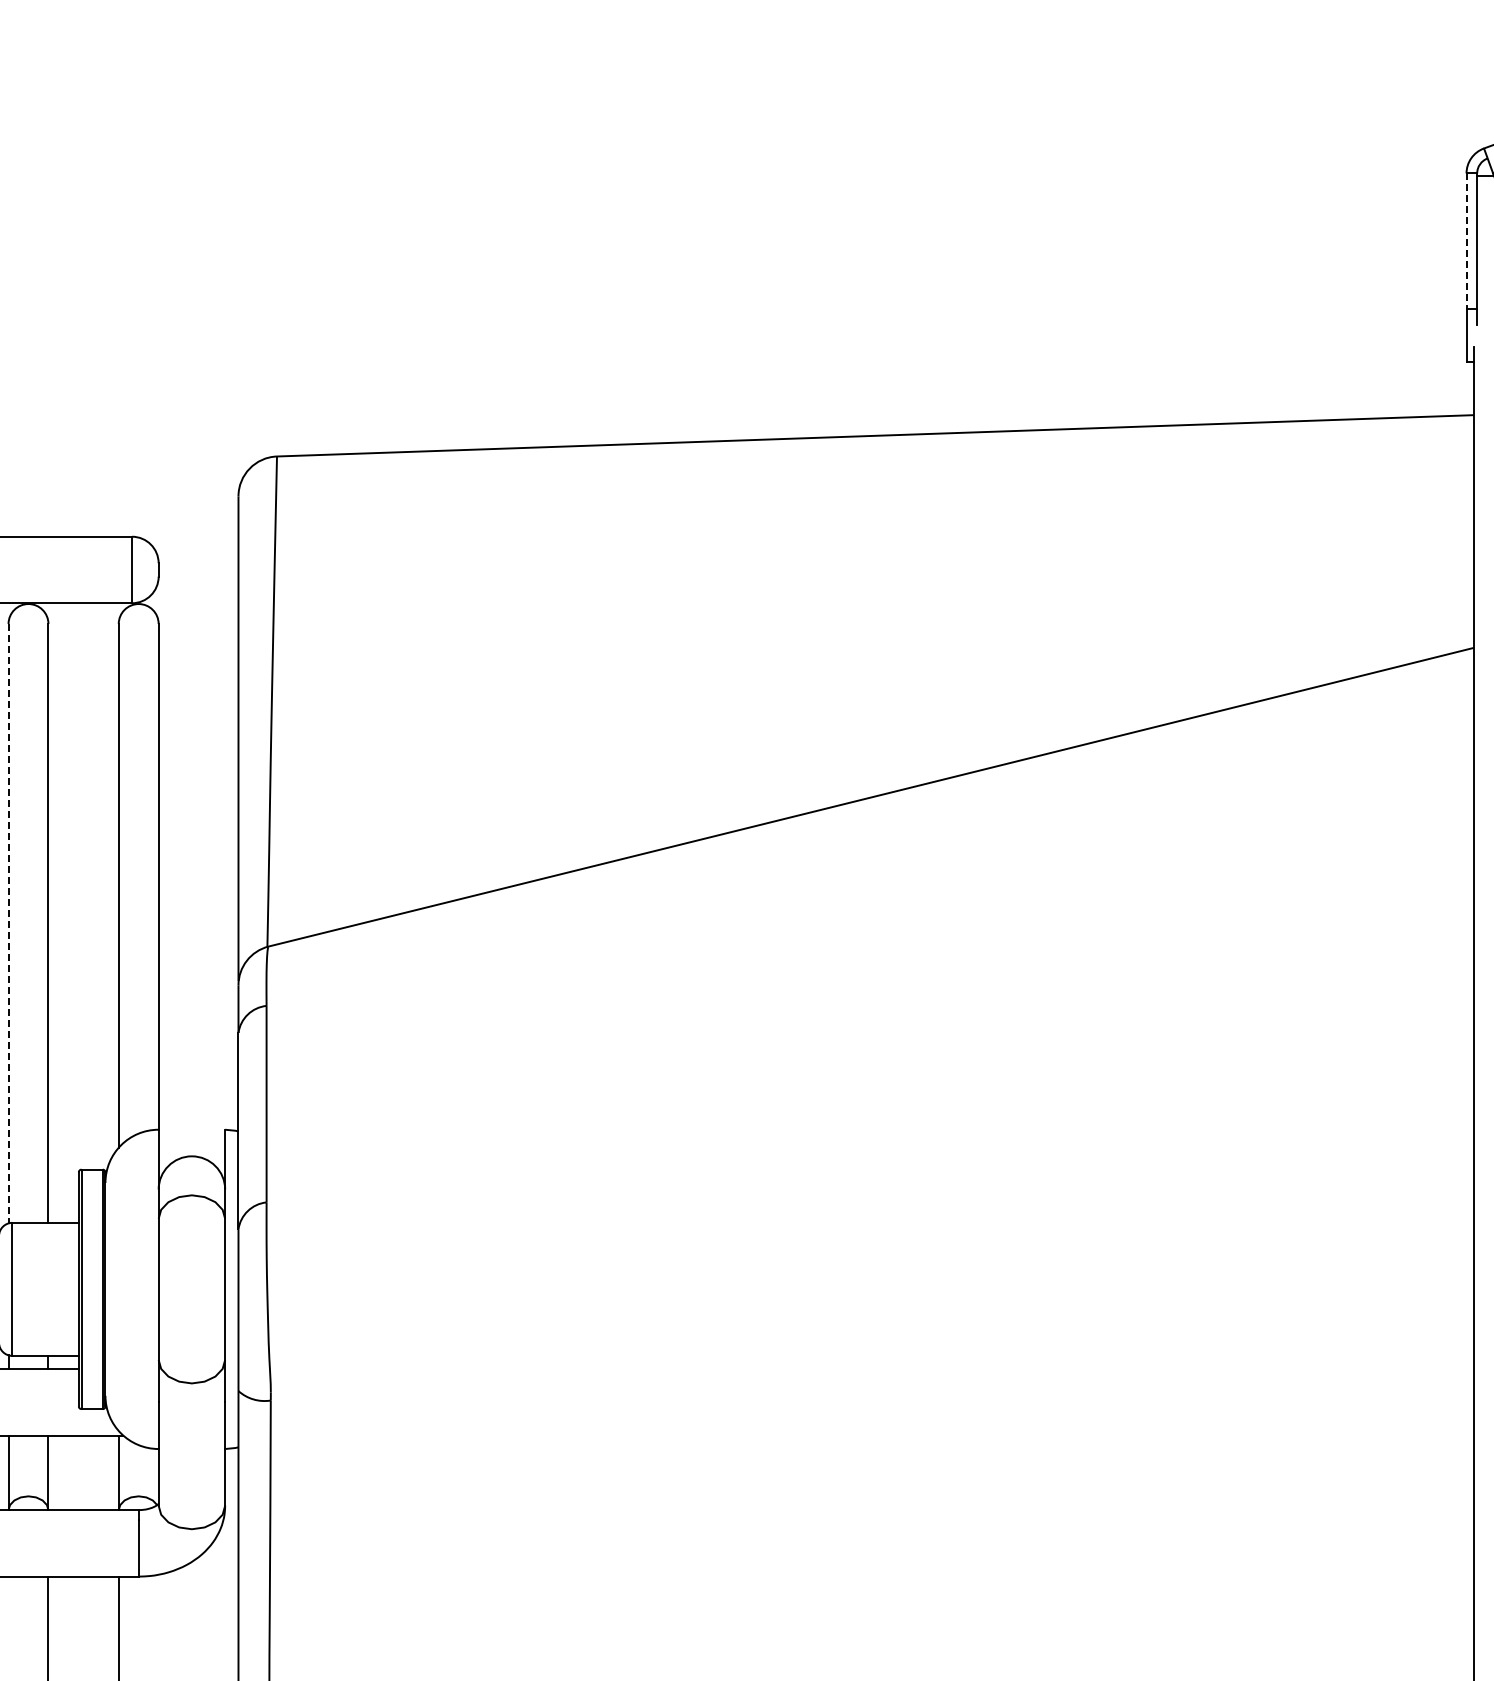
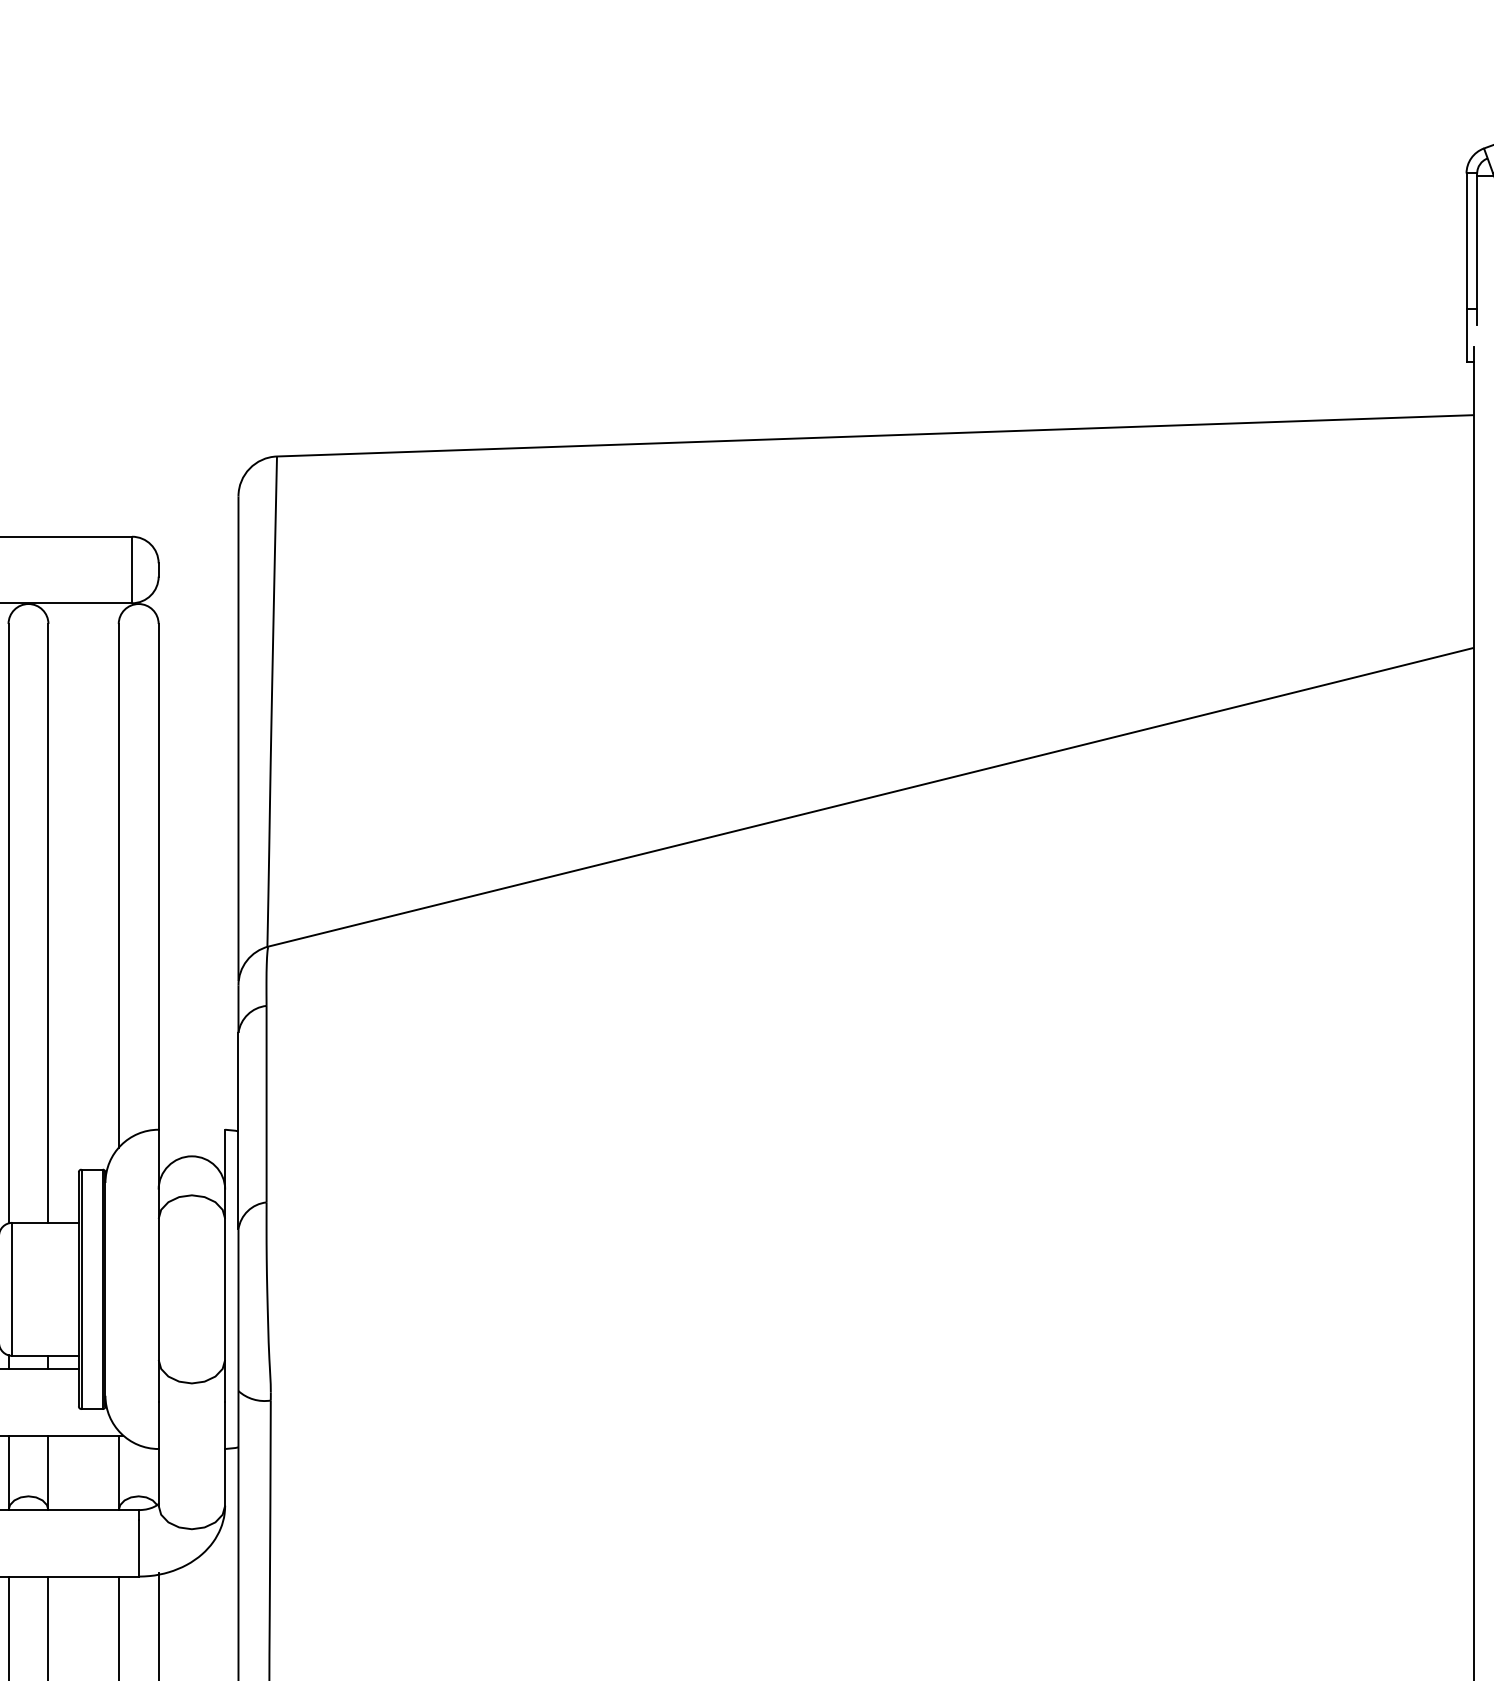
line: dashed -> solid (1466, 241)
line: dashed -> solid (8, 923)
line: none -> present (158, 1624)
line: none -> present (8, 1626)
